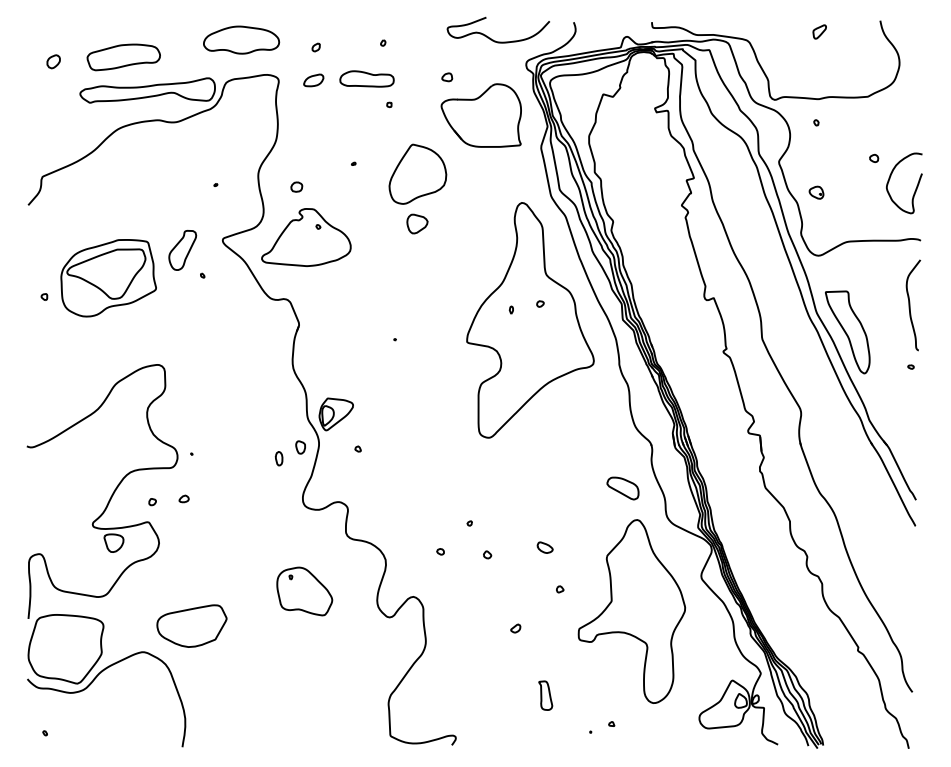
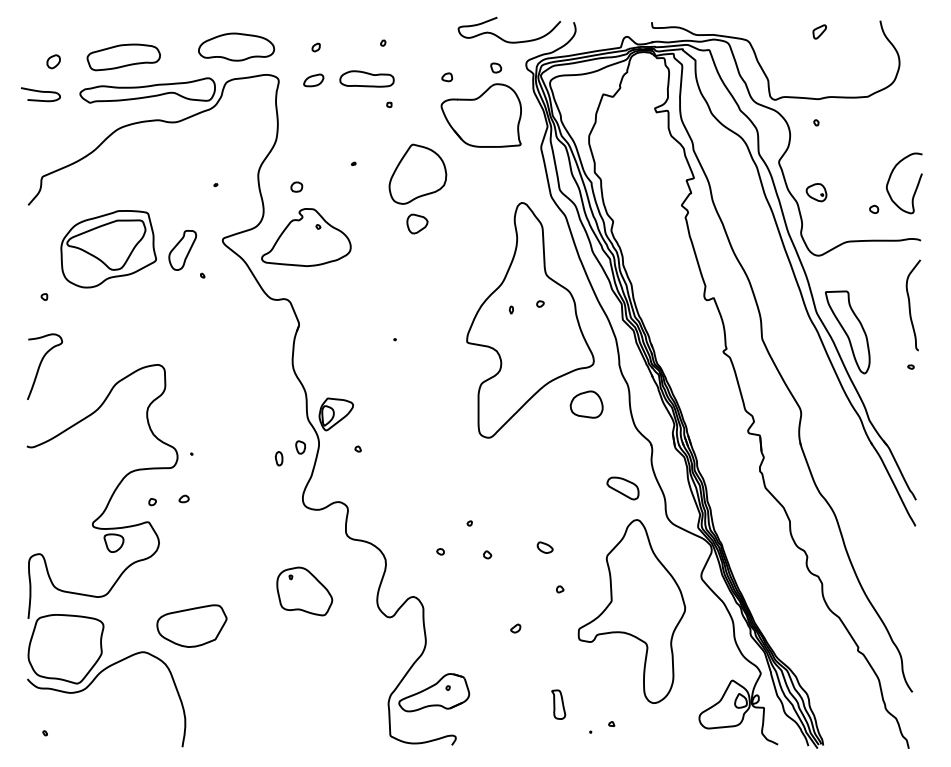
curve position: (490, 37) -> (501, 37) (501, 37)
part position: (241, 39) -> (236, 46) (236, 46)
part: none -> present (496, 67)
part: none -> present (40, 94)
part position: (874, 158) -> (874, 209) (874, 209)
part size: 17x15 px -> 23x20 px (816, 192)
part position: (108, 278) -> (108, 249) (108, 249)
curve: none -> present (41, 364)
part: none -> present (586, 404)
part: none -> present (434, 692)
part position: (545, 695) -> (558, 704) (558, 704)
